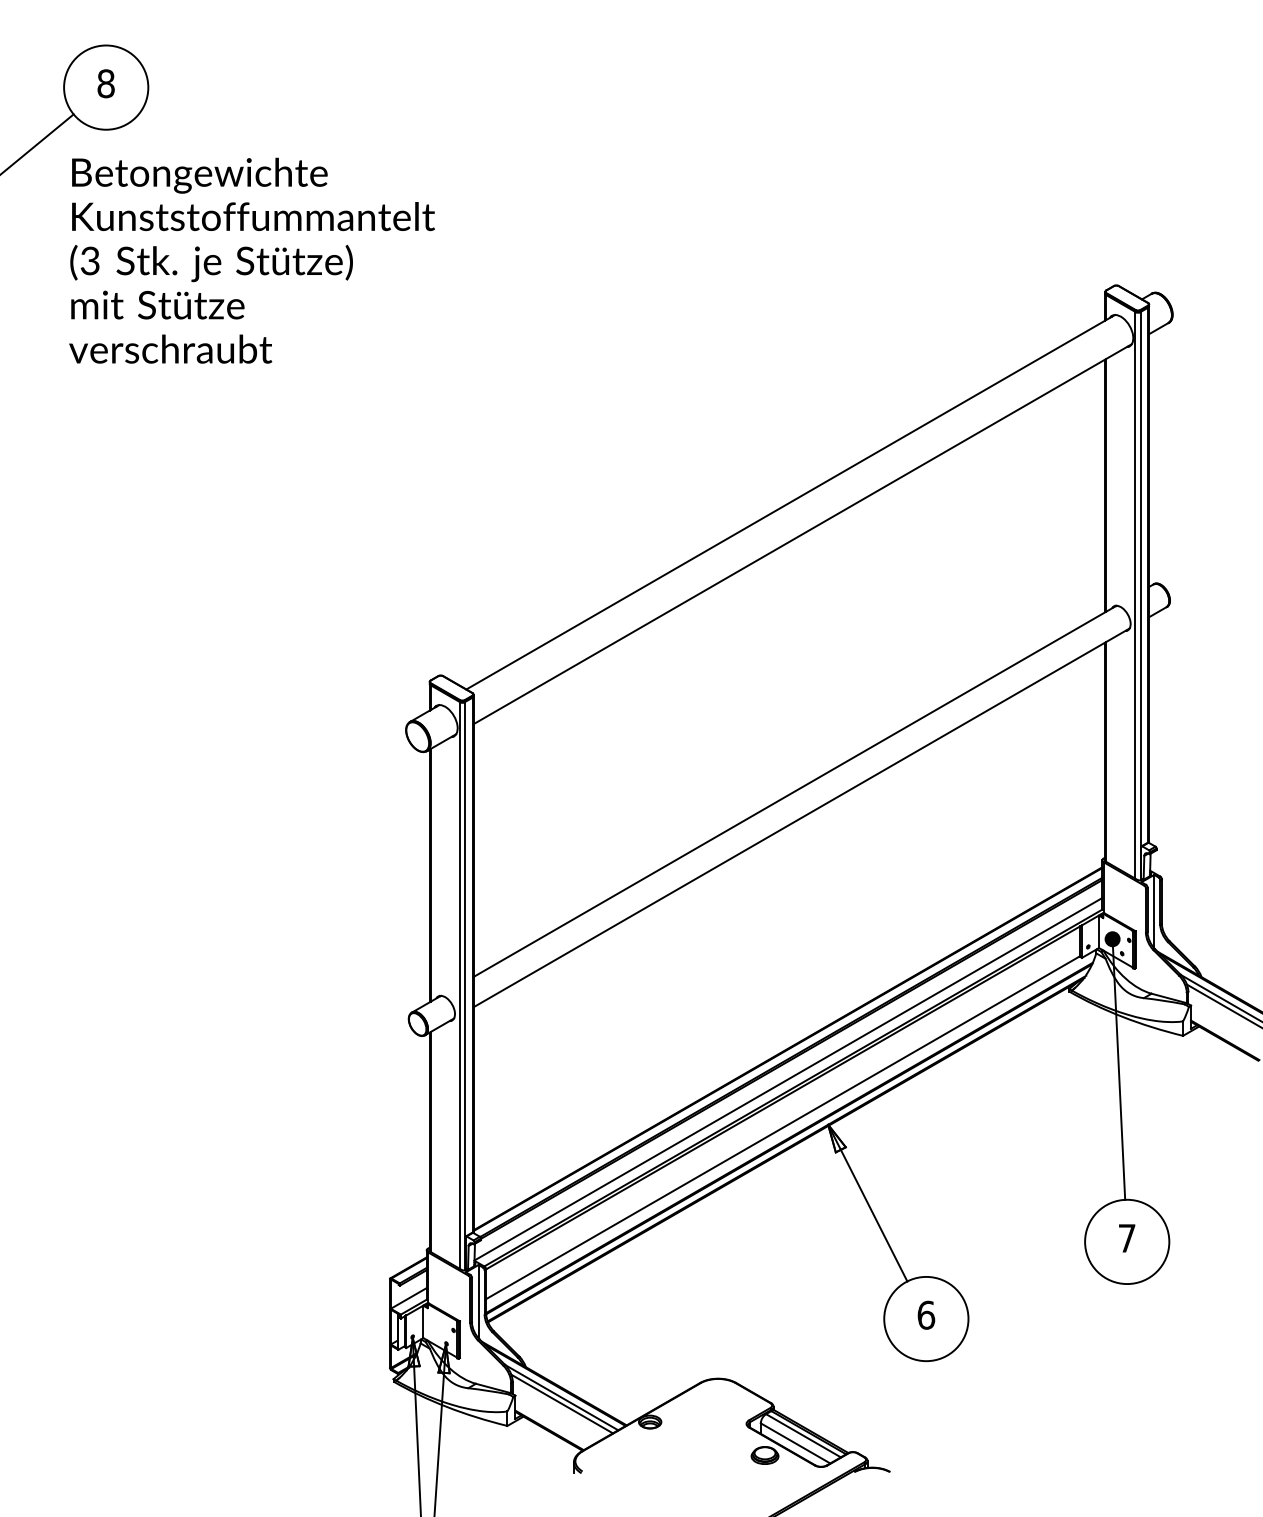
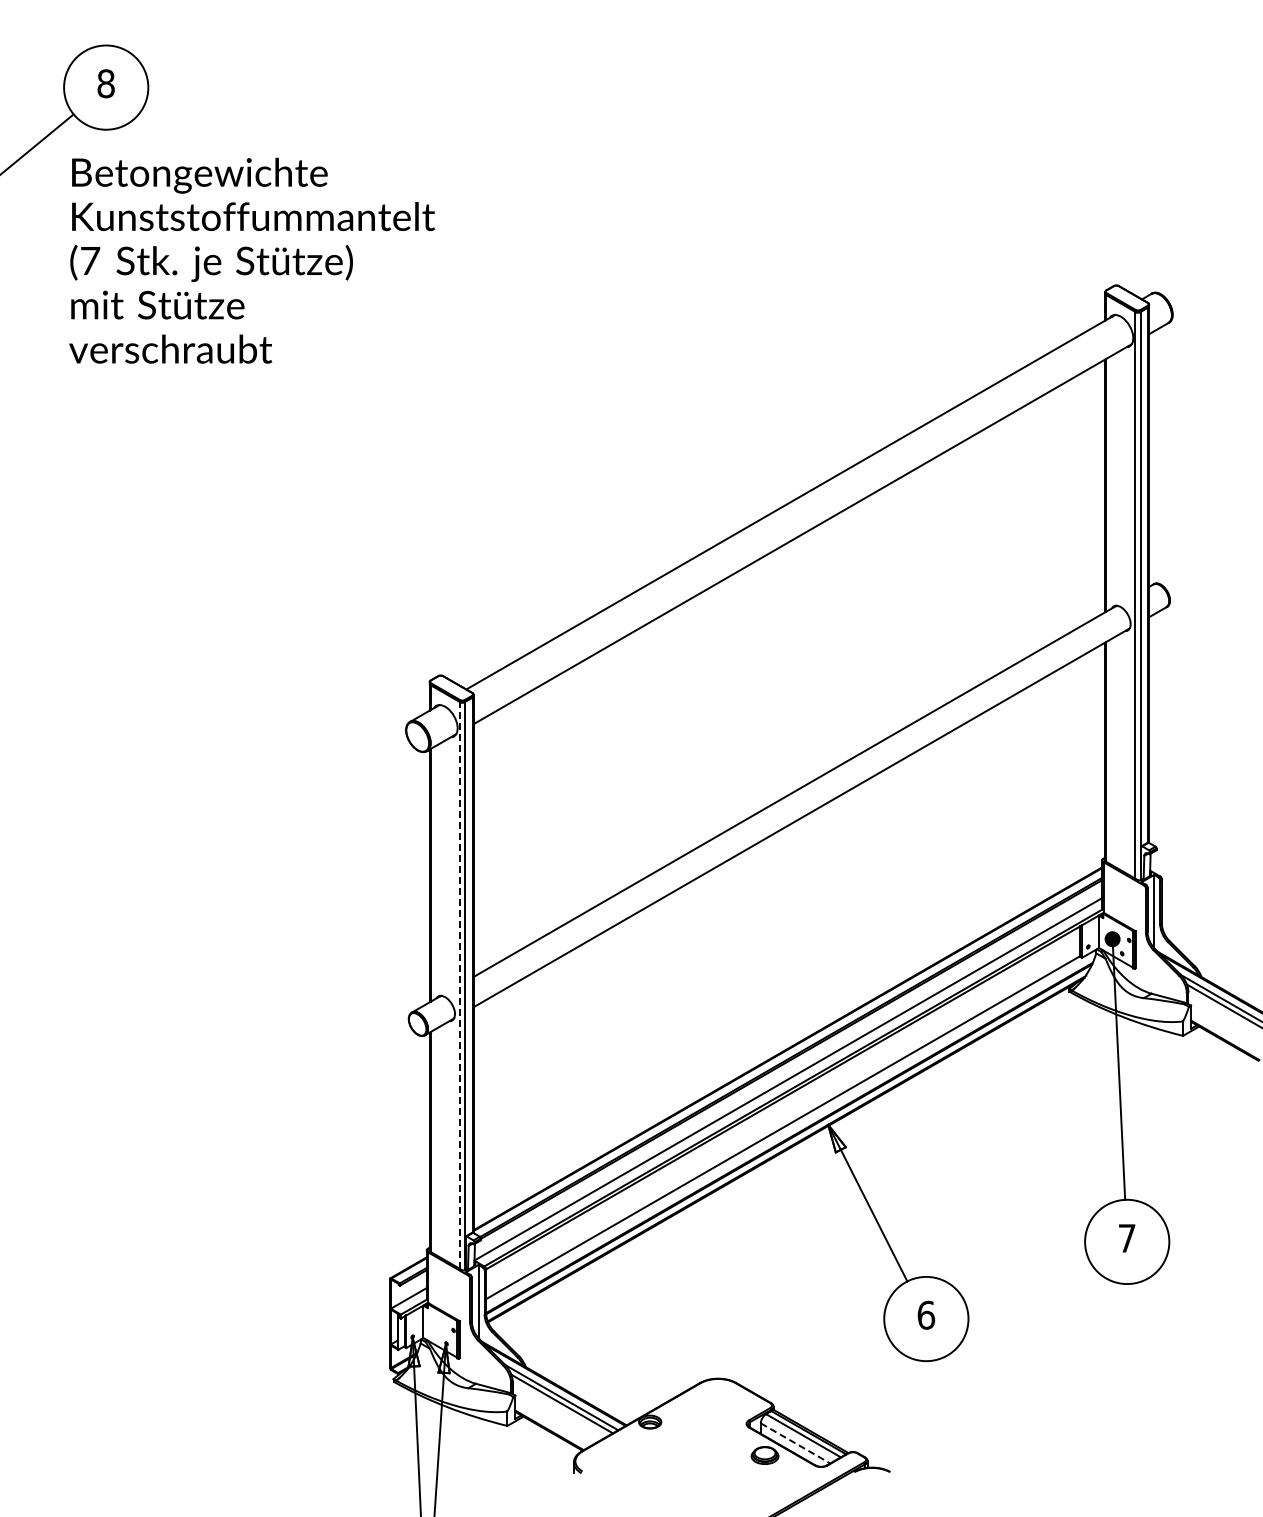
text: (3 -> (7 (90, 260)
line: solid -> dashed (459, 984)
line: solid -> dashed (795, 1443)
